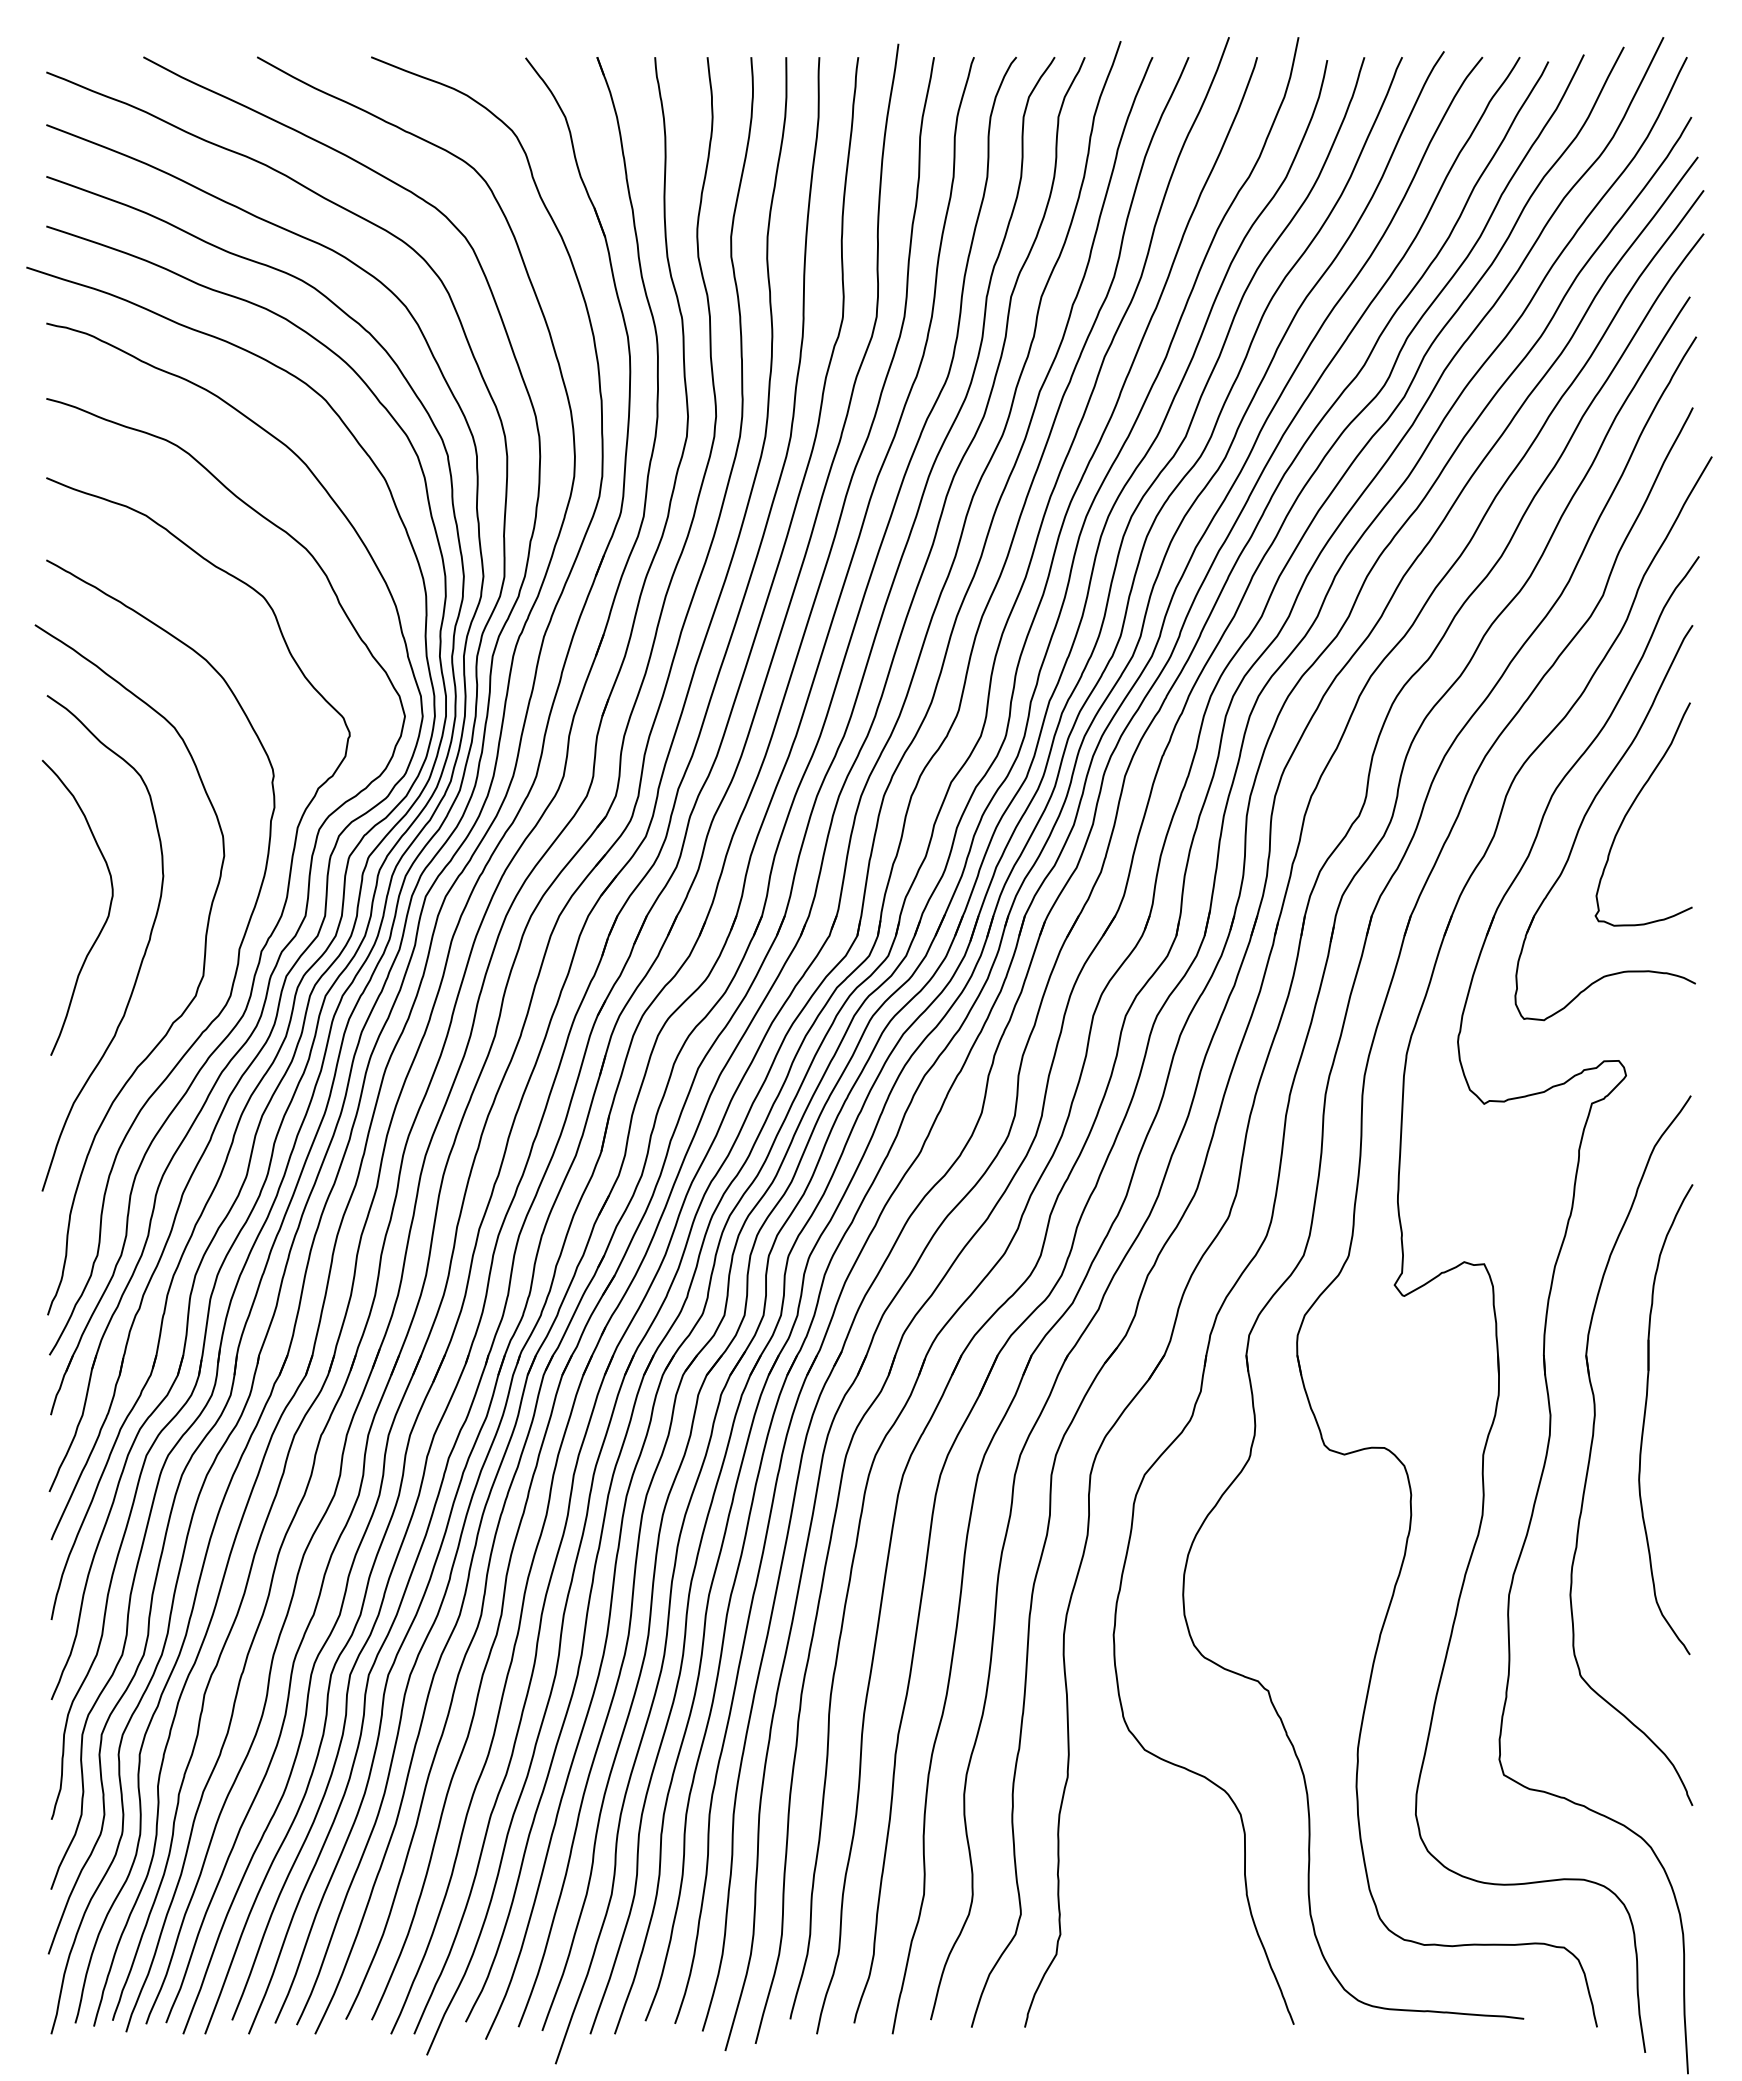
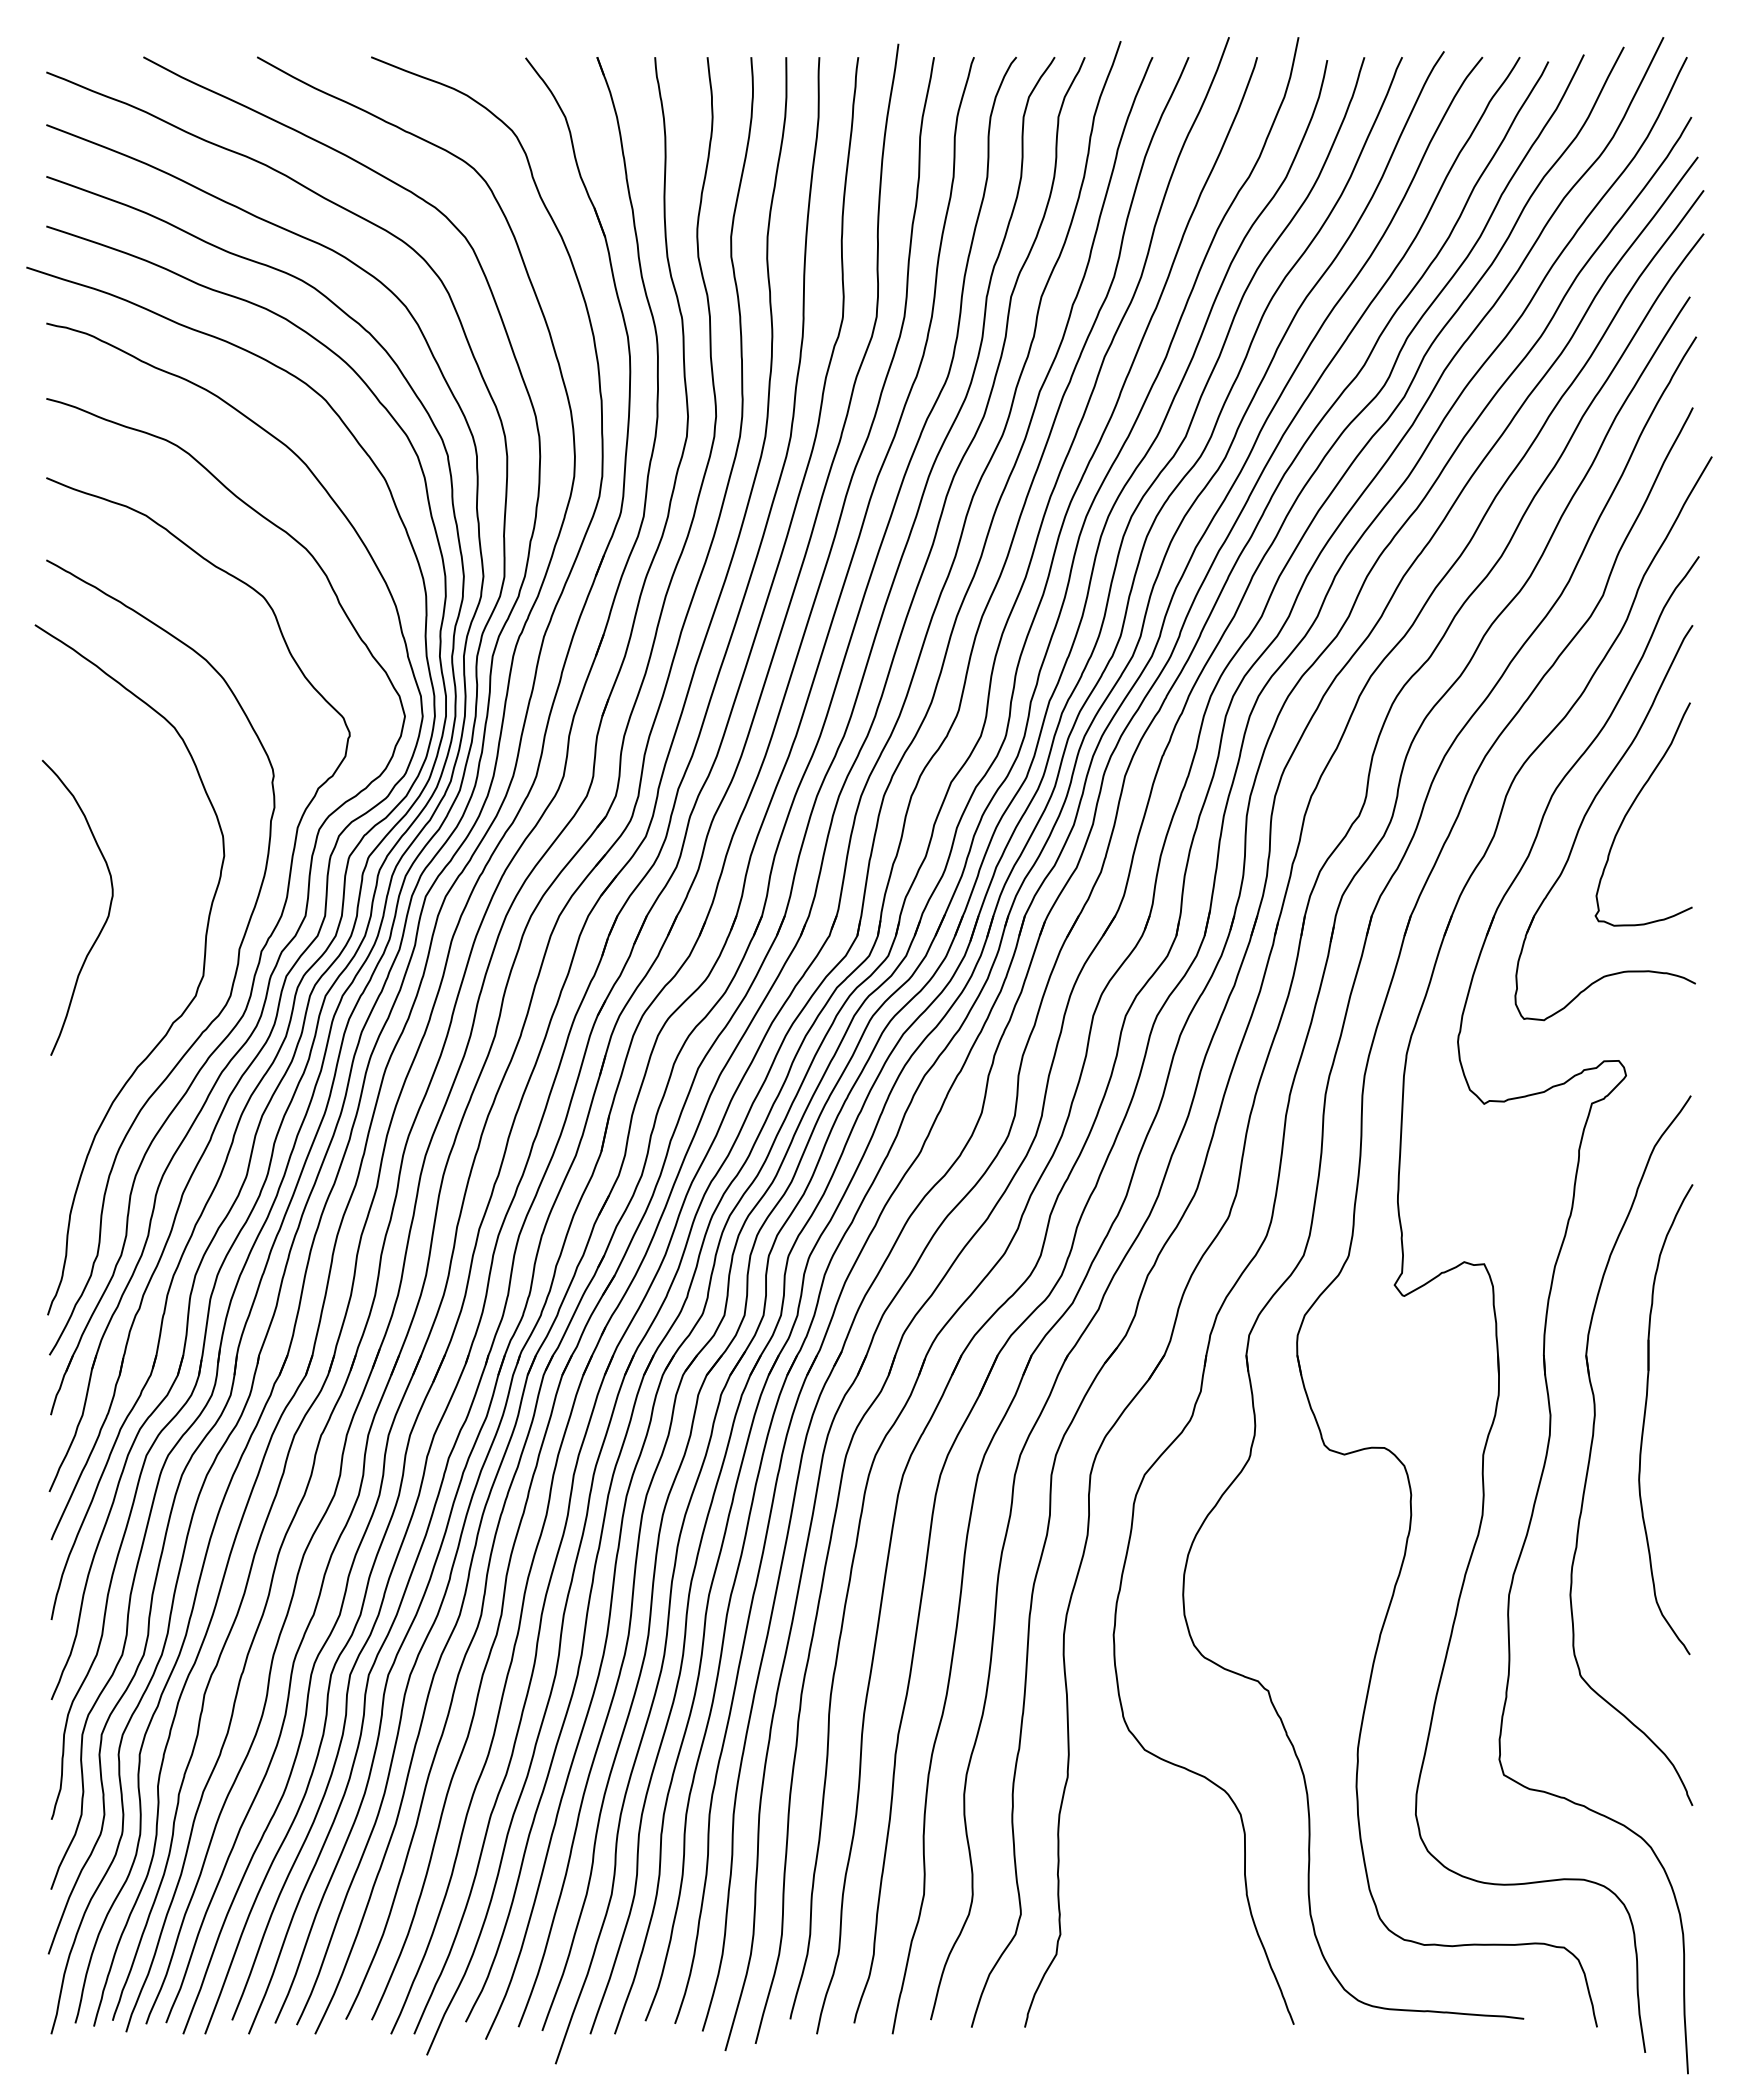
curve: present -> none (141, 959)
